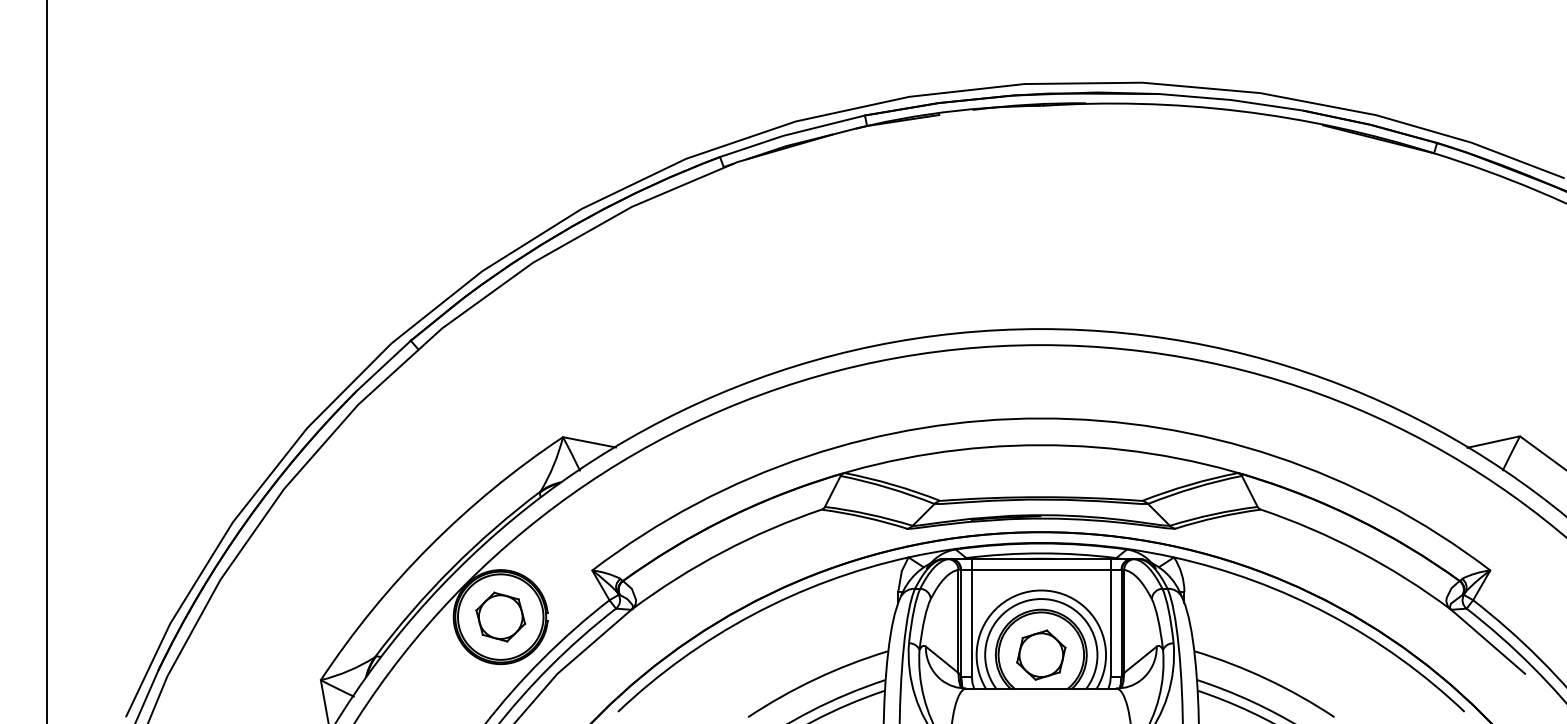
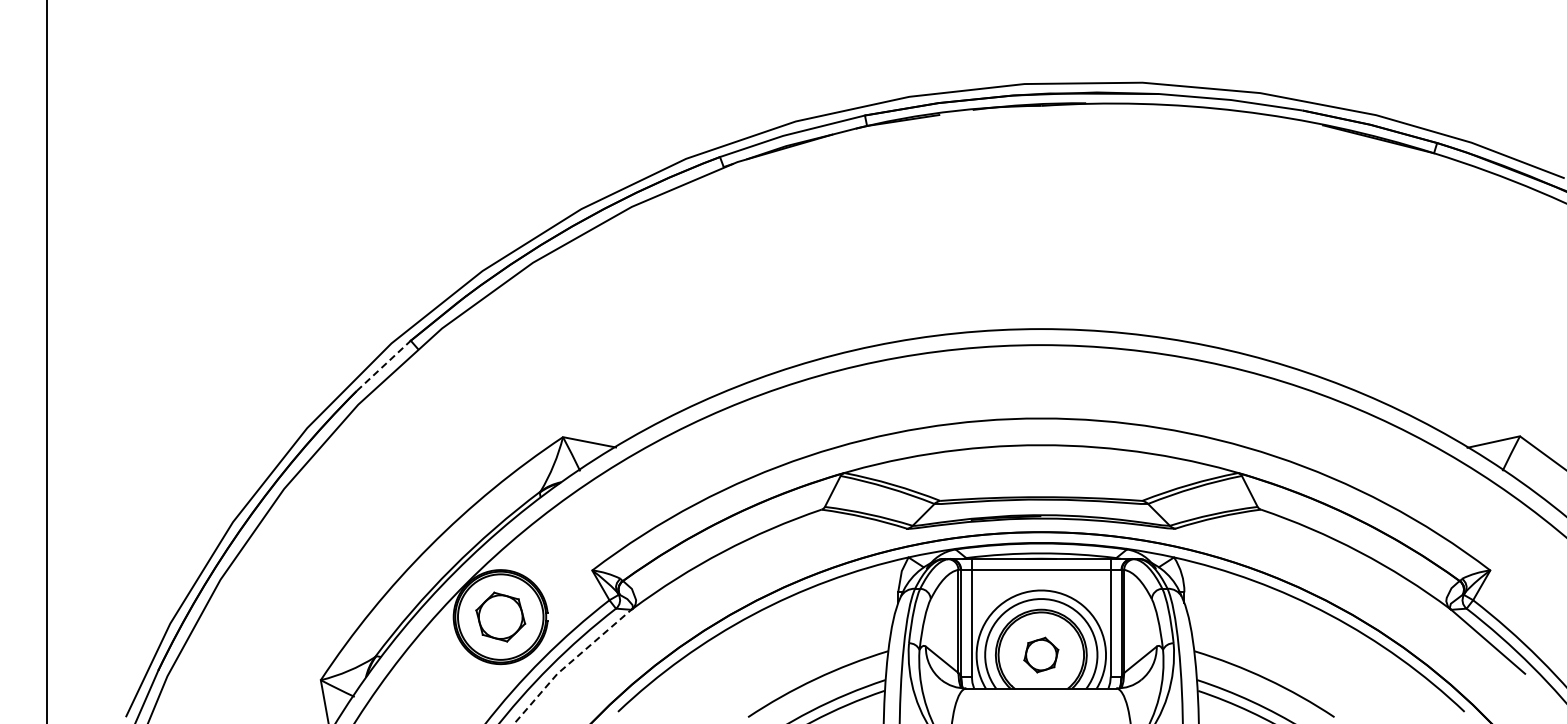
line: solid -> dashed (383, 365)
part size: 51x52 px -> 37x38 px (1041, 654)
line: solid -> dashed (569, 663)
